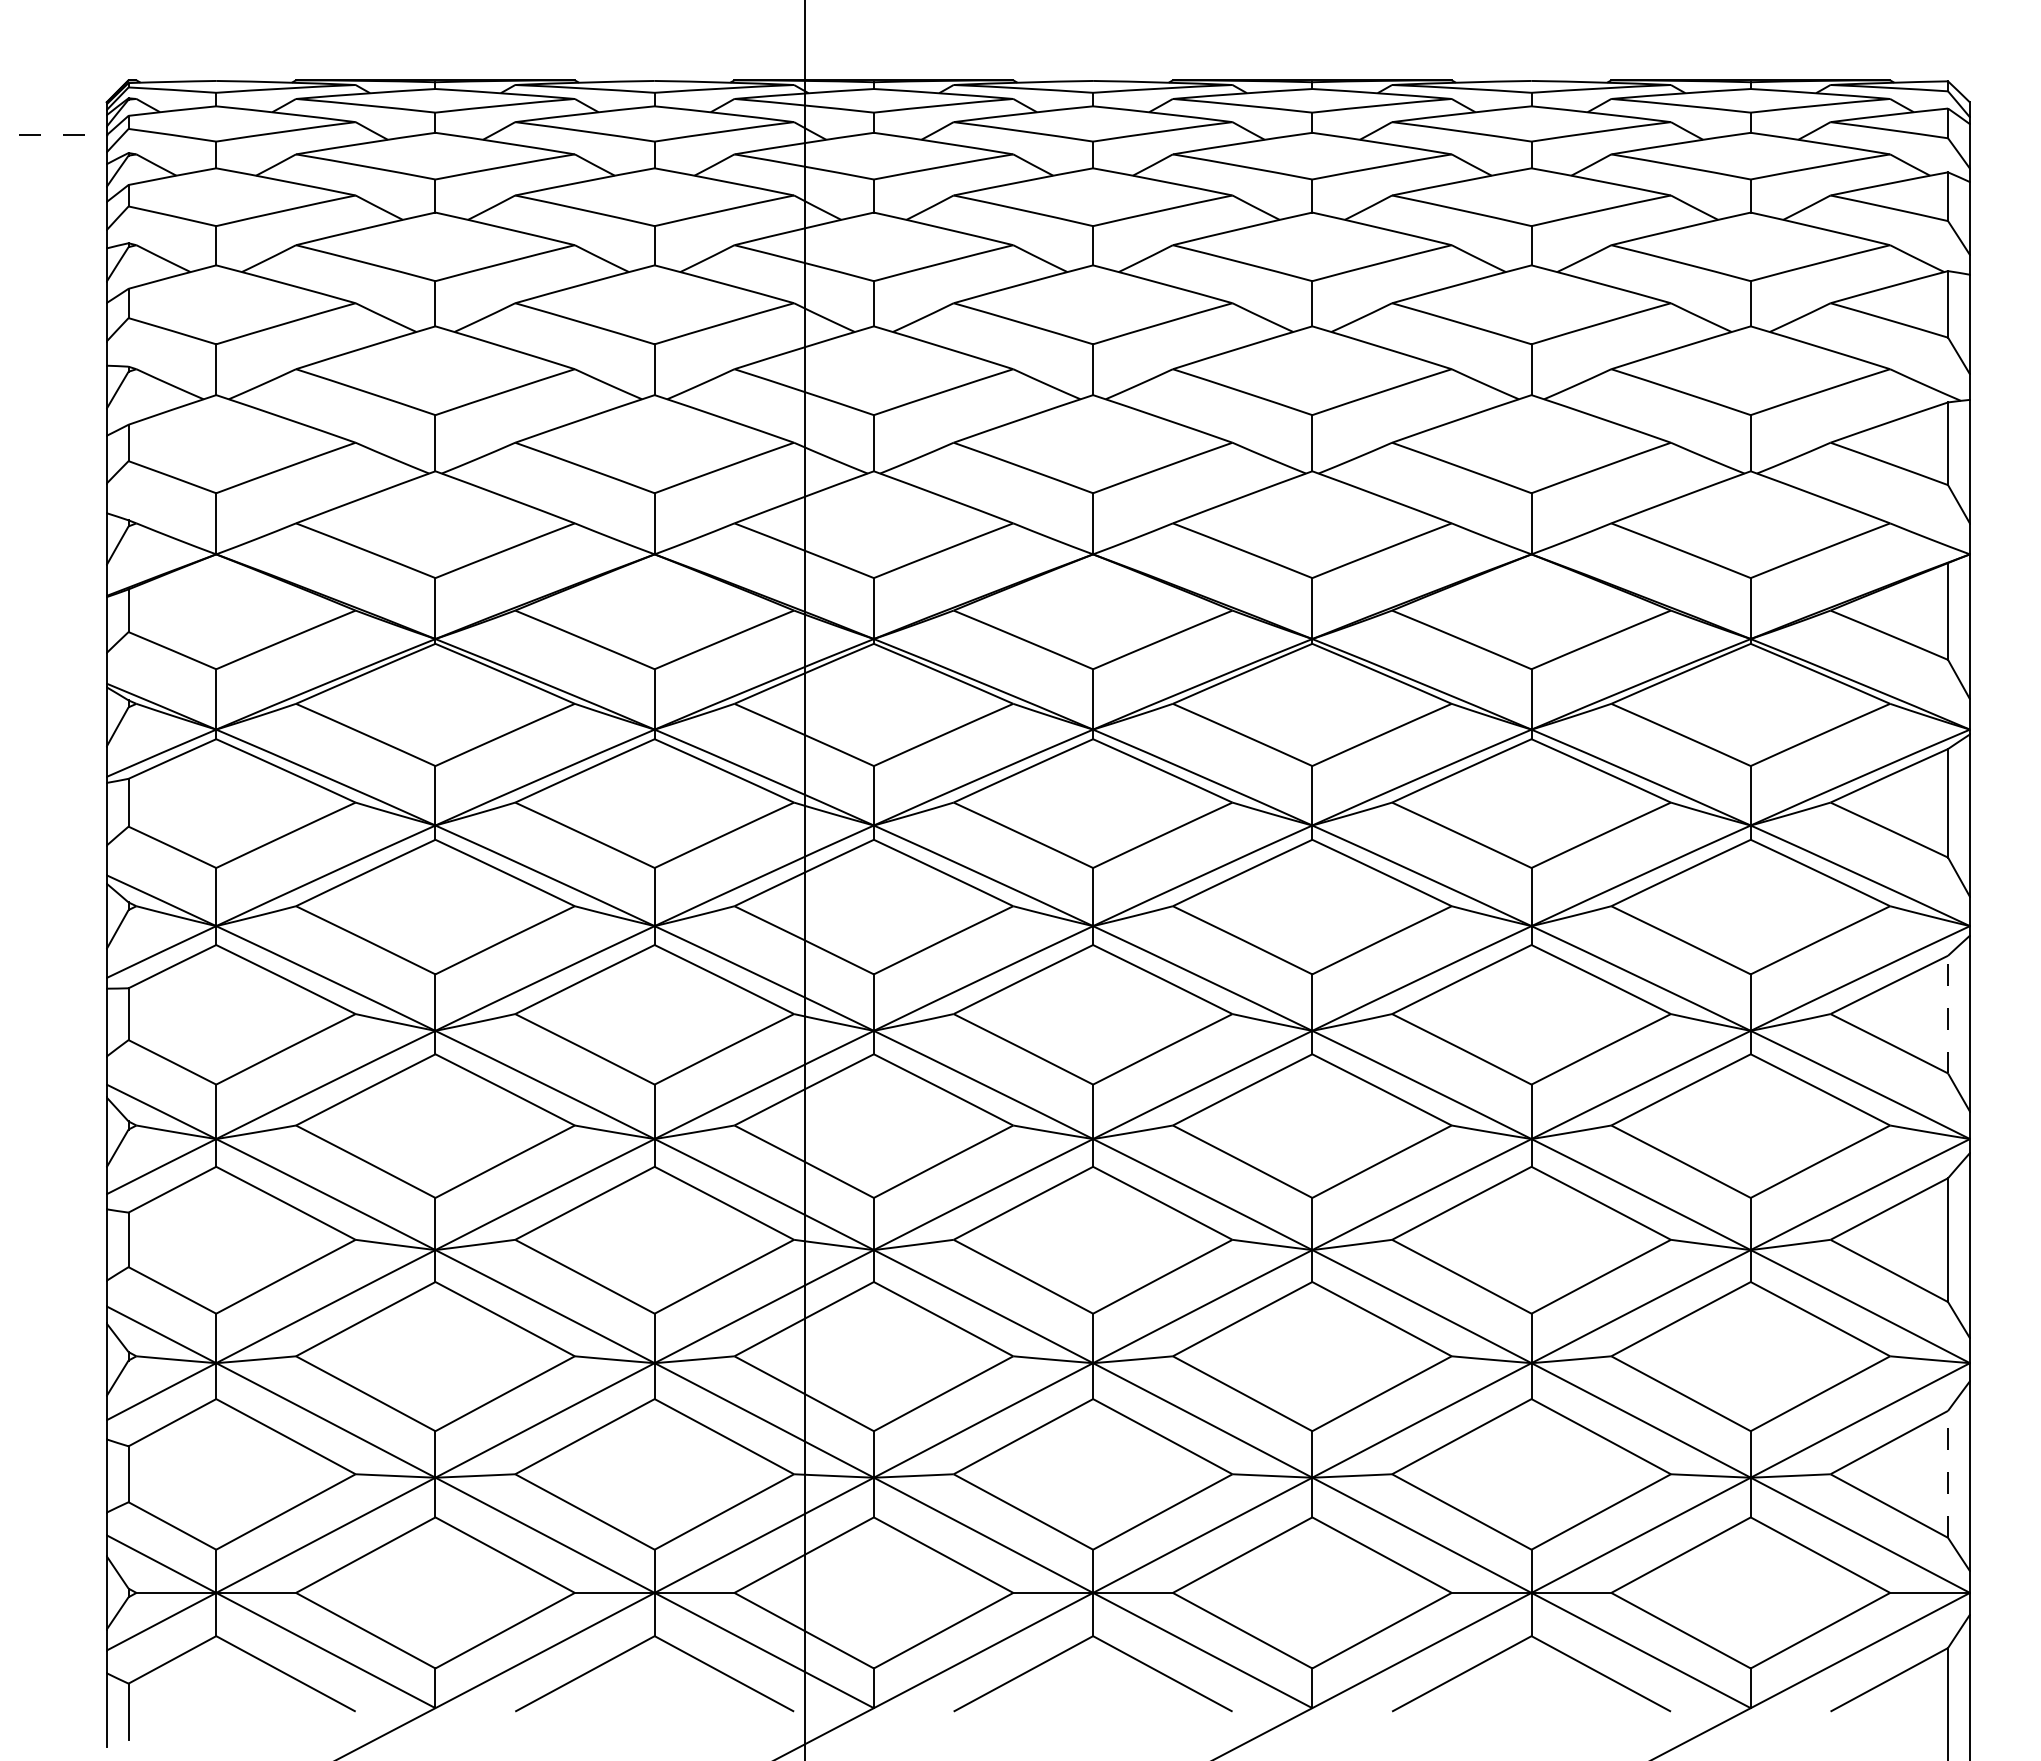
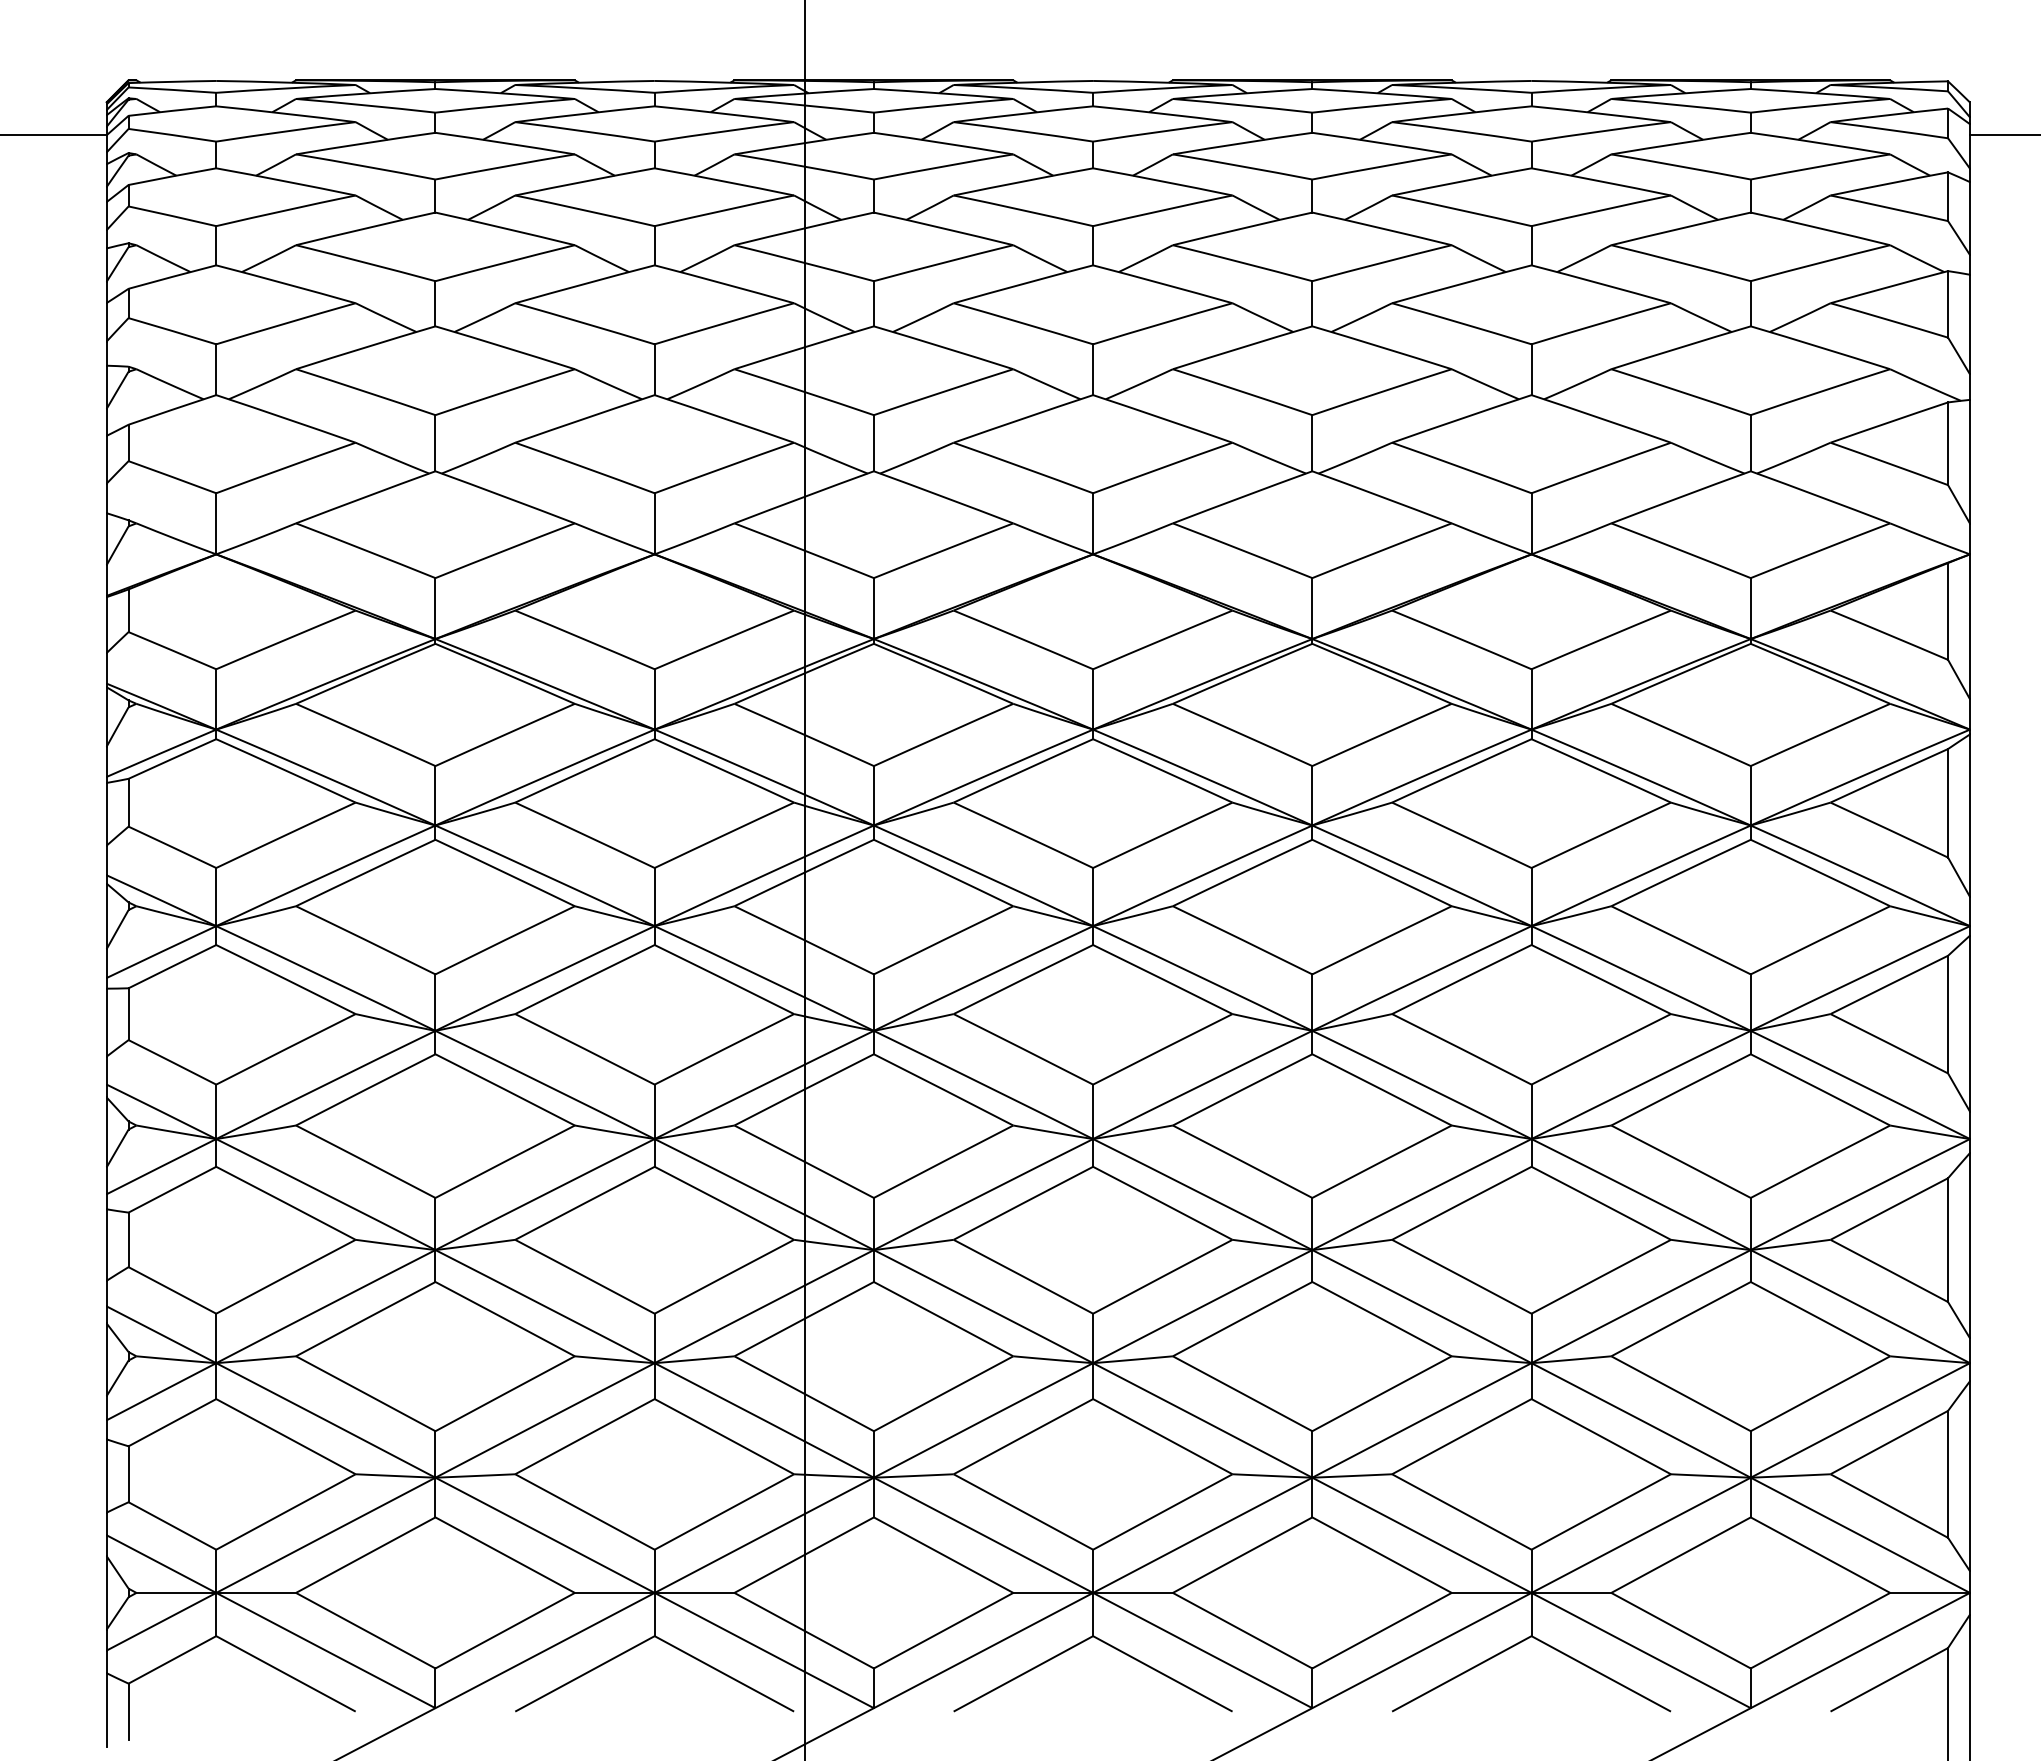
line: dashed -> solid (53, 135)
line: none -> present (2003, 135)
line: dashed -> solid (1948, 1014)
line: dashed -> solid (1948, 1473)
